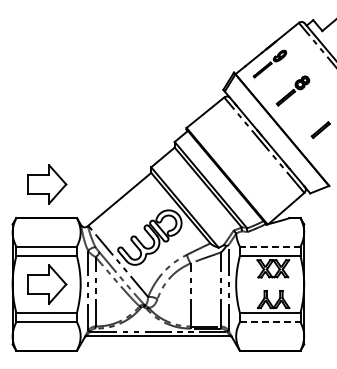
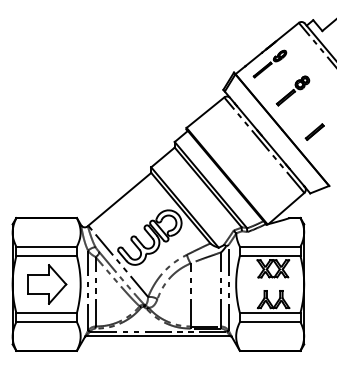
part position: (320, 129) -> (314, 131) (314, 131)
part: present -> none (47, 184)
line: dashed -> solid (269, 246)
line: dashed -> solid (270, 322)
